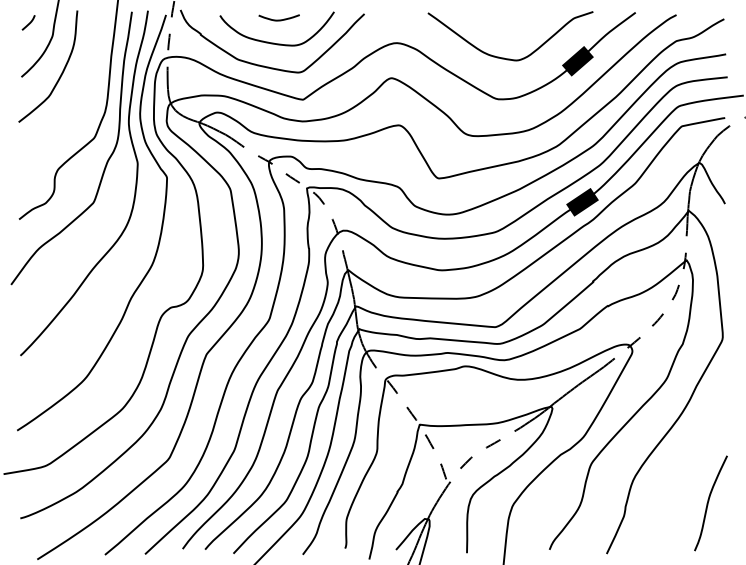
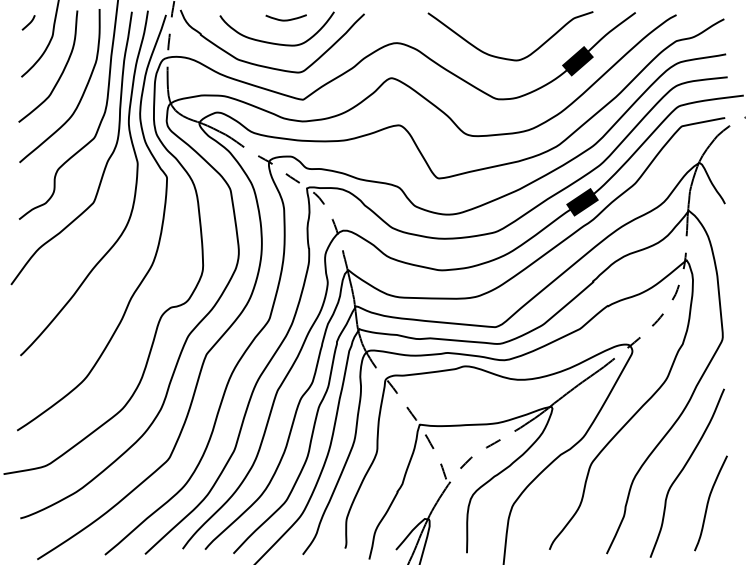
curve position: (278, 19) -> (285, 19) (285, 19)
curve: none -> present (80, 97)
curve: none -> present (683, 470)
